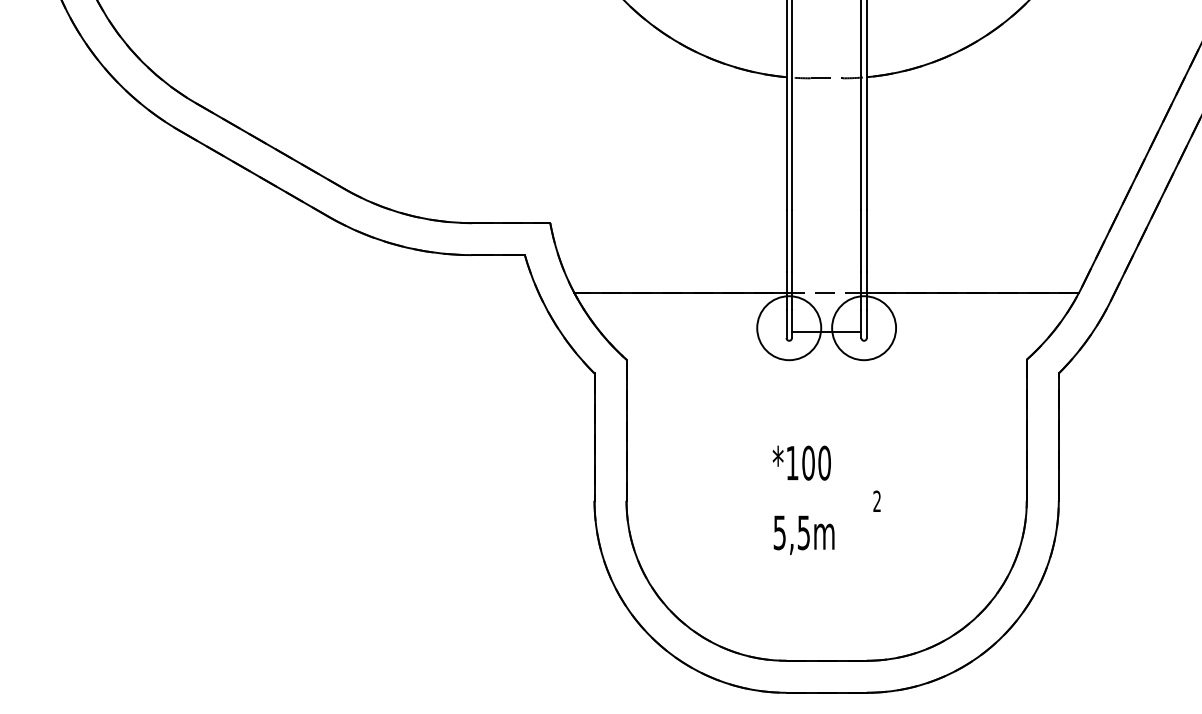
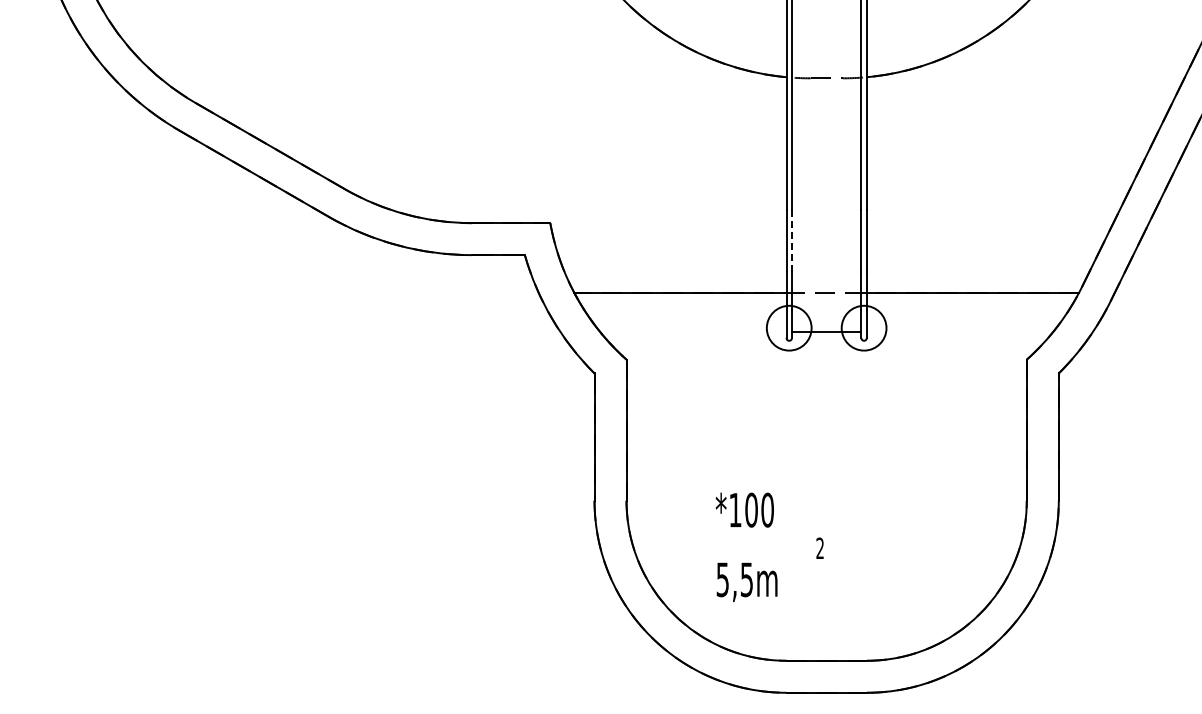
line: solid -> dashed (791, 240)
circle diameter: 64 px -> 45 px (788, 327)
circle diameter: 64 px -> 45 px (863, 327)
text position: (826, 499) -> (769, 546) (769, 546)
